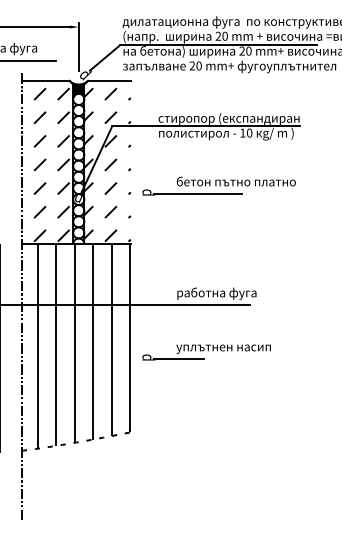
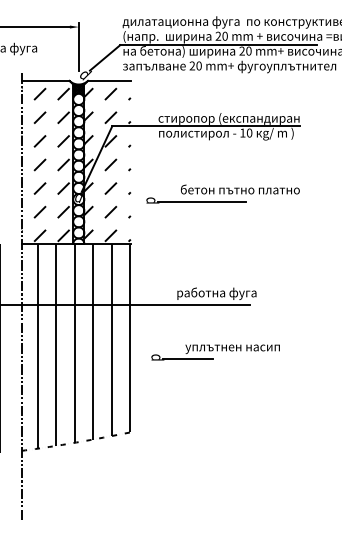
line: present -> none (28, 60)
part position: (218, 185) -> (222, 193) (222, 193)
part position: (206, 352) -> (215, 352) (215, 352)
